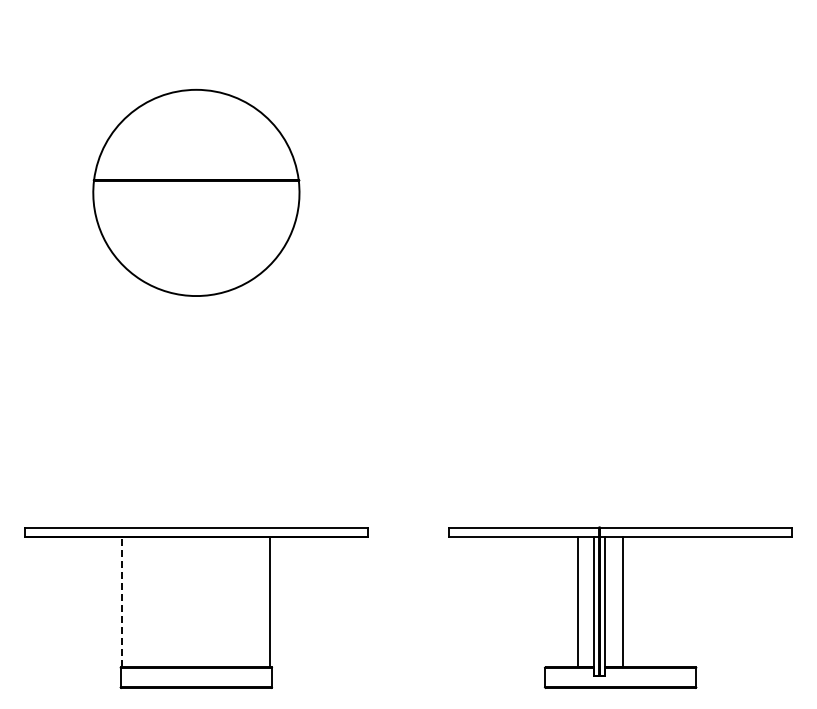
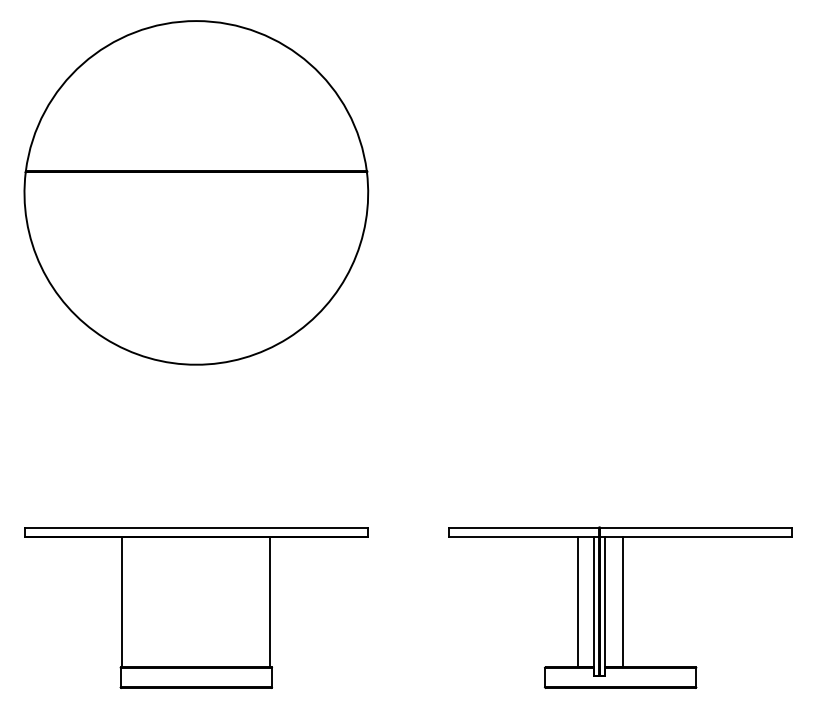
part size: 209x209 px -> 347x346 px (196, 192)
line: dashed -> solid (122, 601)
